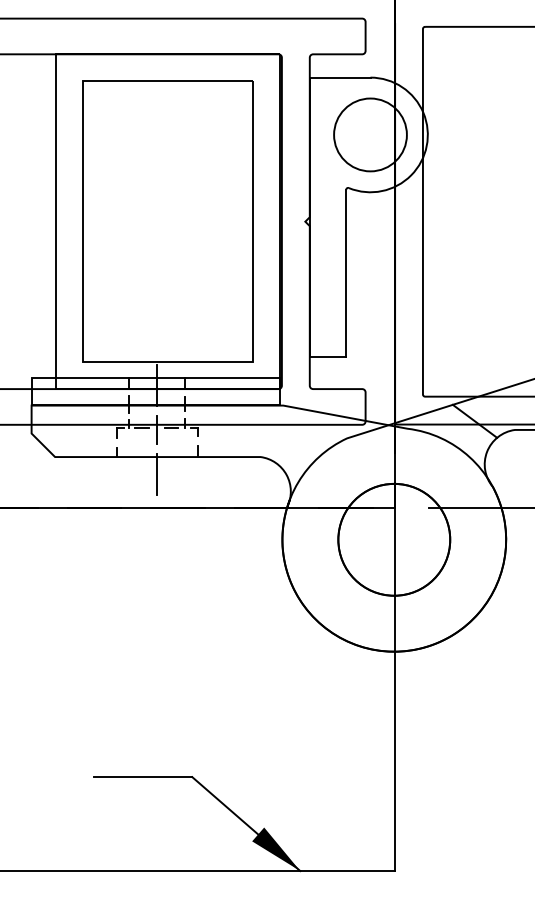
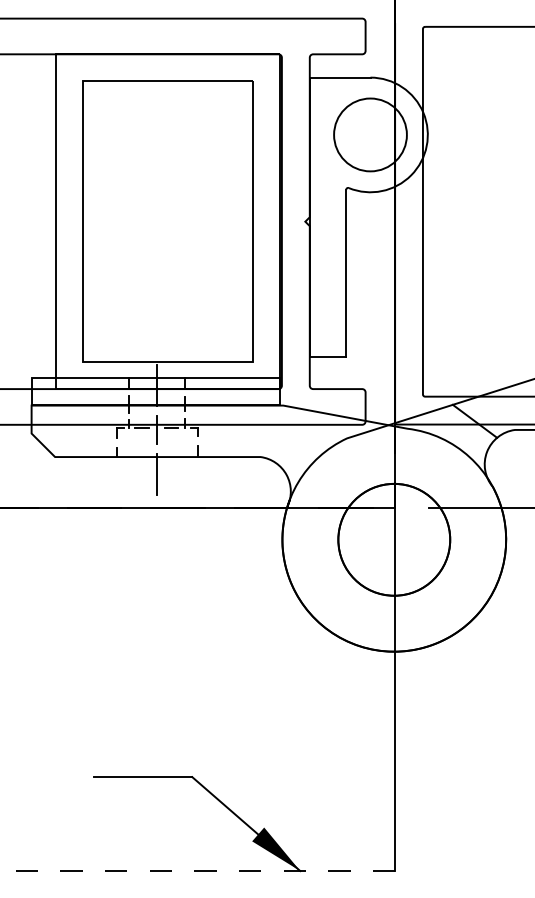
line: solid -> dashed (197, 871)
